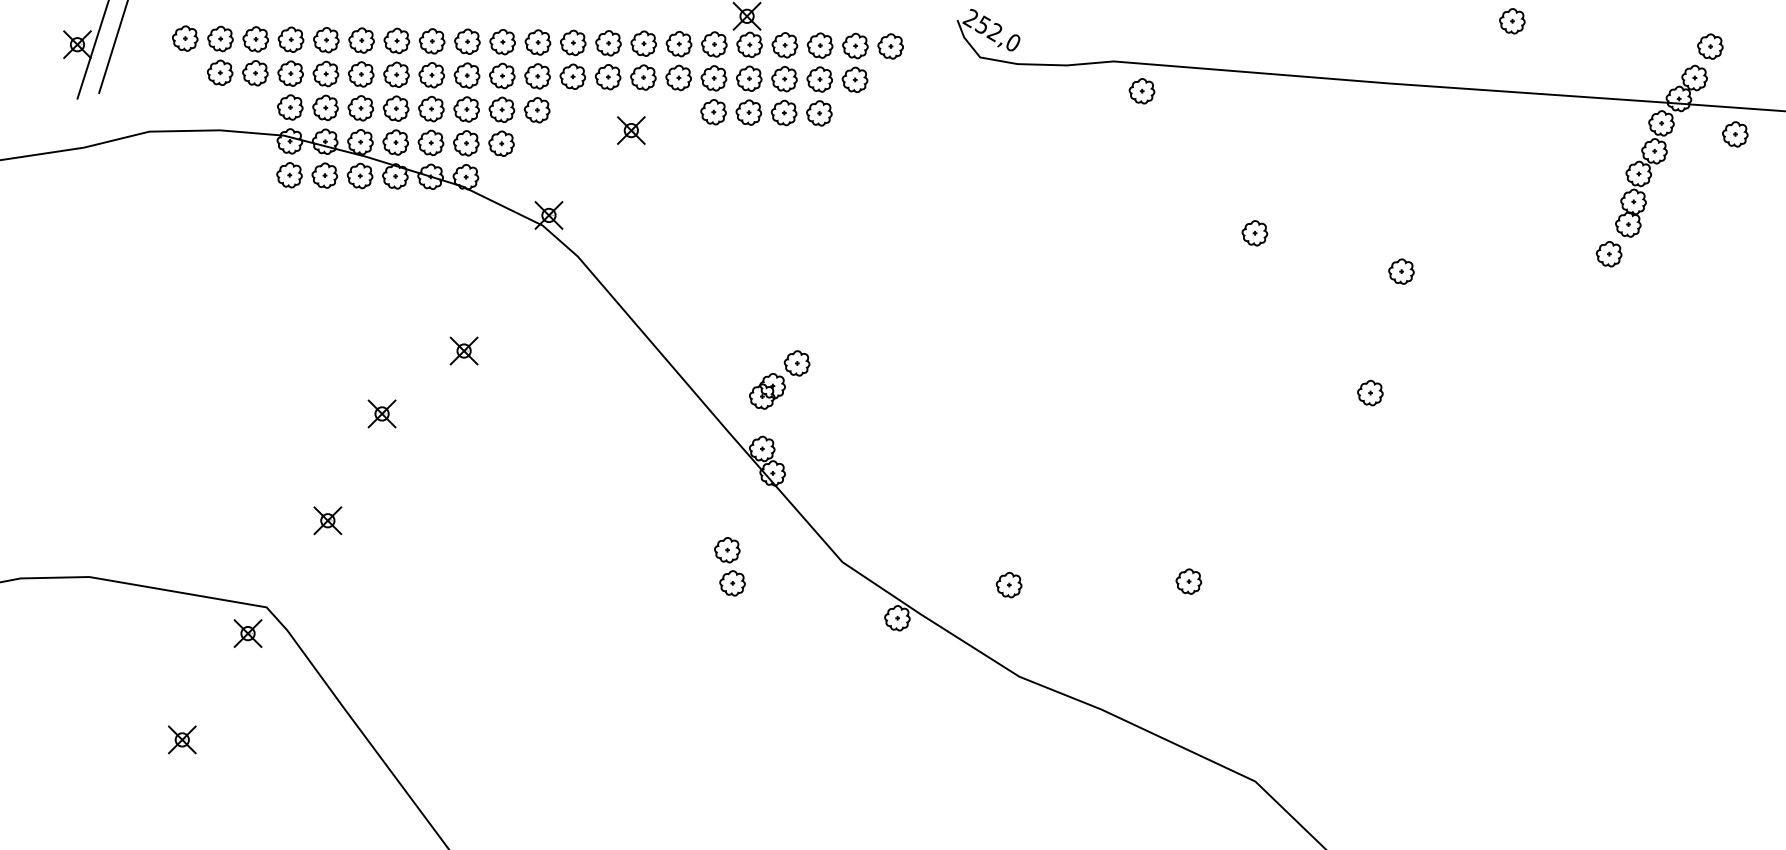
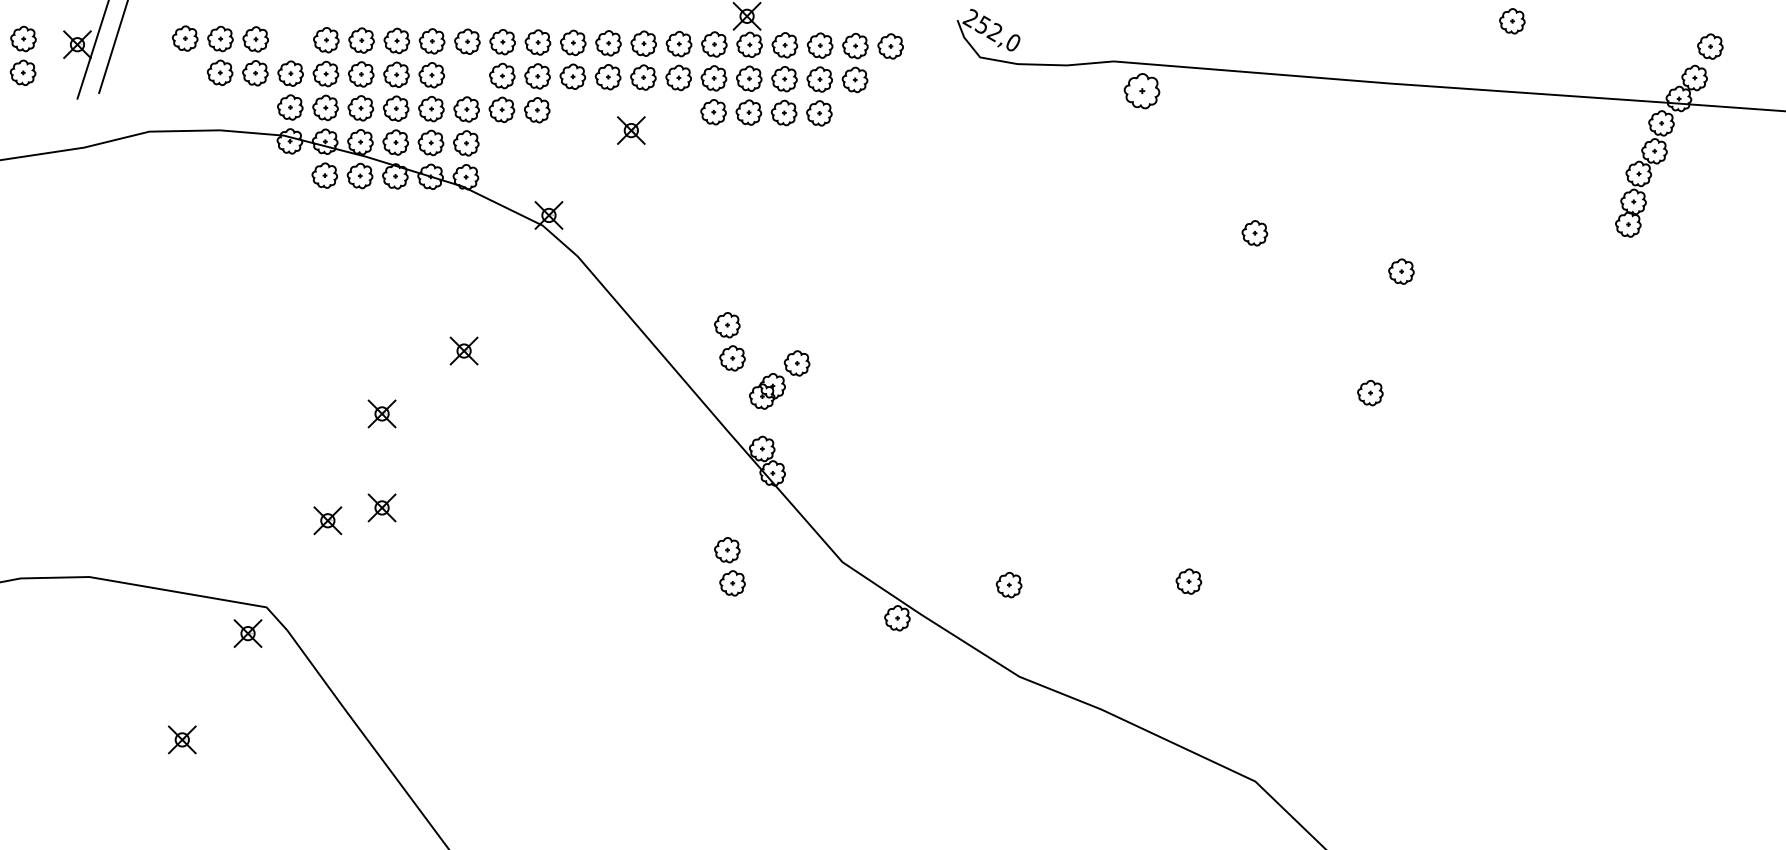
part: present -> none (290, 39)
part: none -> present (22, 55)
part: present -> none (466, 75)
part size: 28x27 px -> 38x37 px (1141, 91)
part: present -> none (1735, 134)
part: present -> none (501, 143)
part: present -> none (289, 175)
part: present -> none (1608, 254)
part: none -> present (729, 341)
part: none -> present (381, 507)
